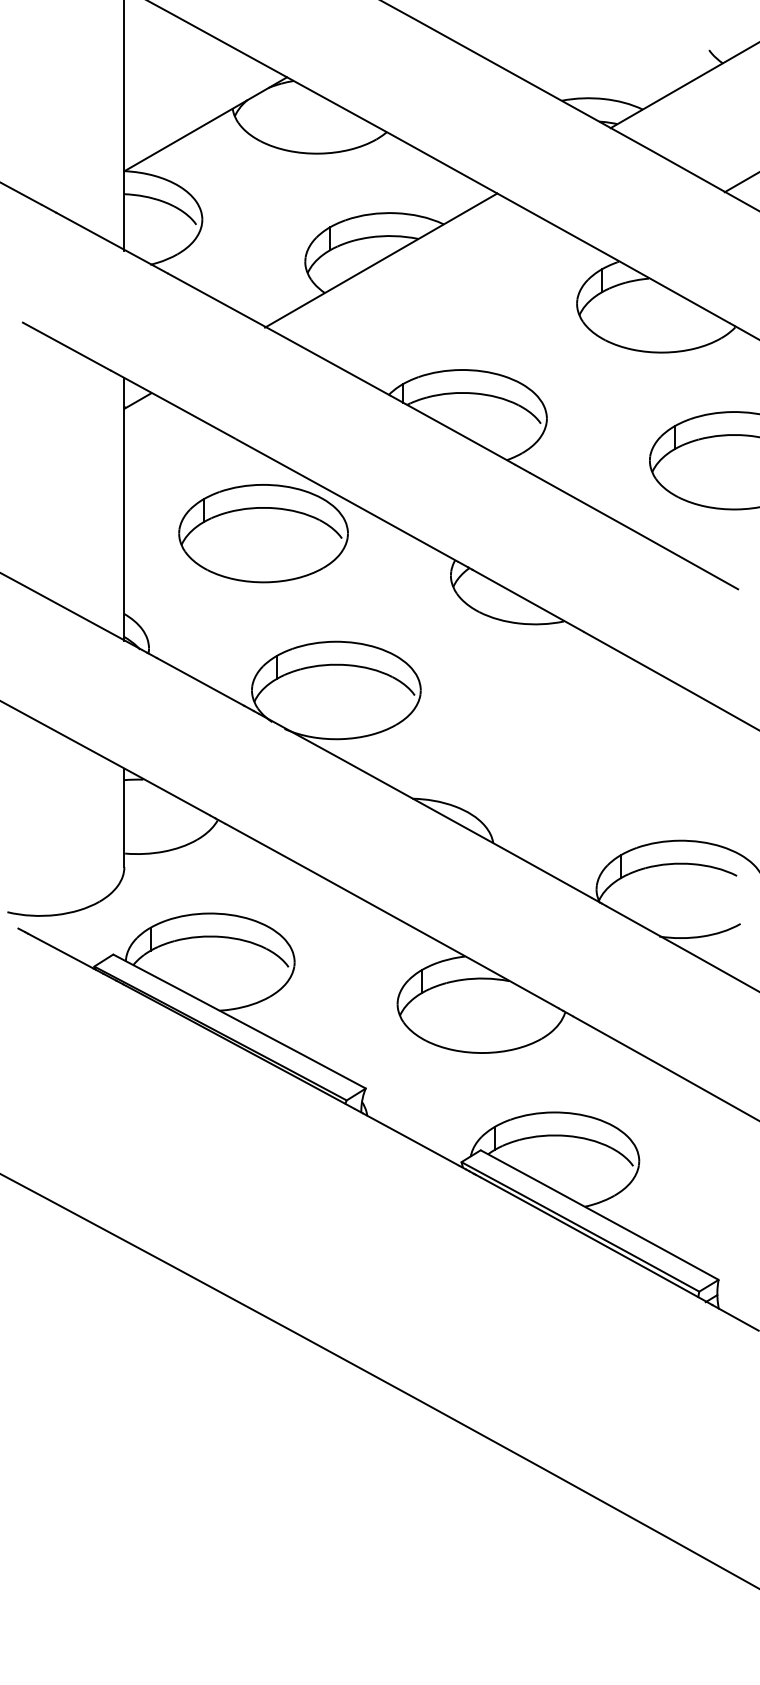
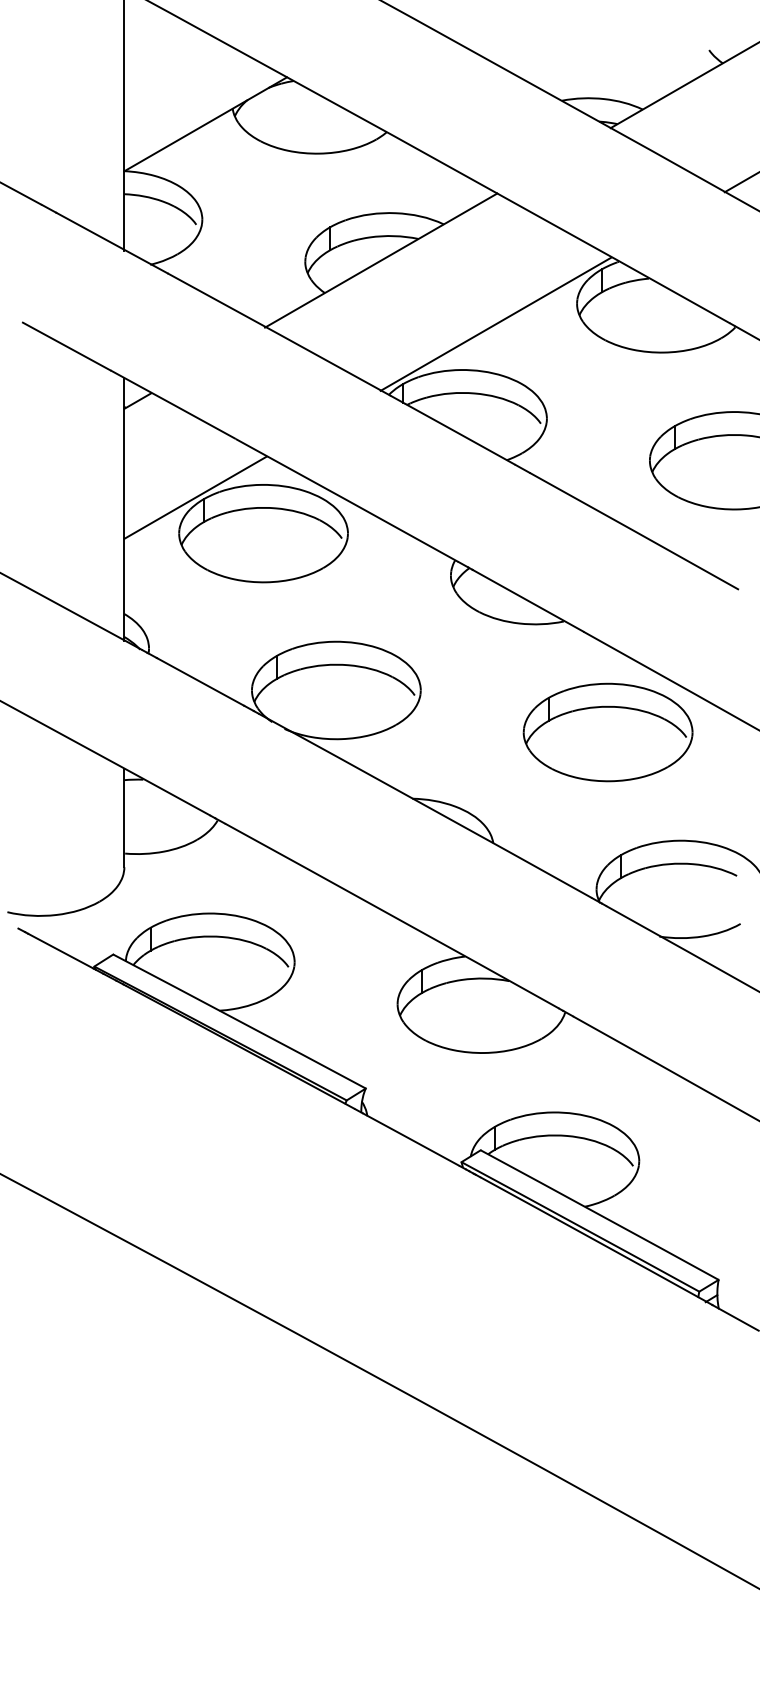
line: none -> present (495, 323)
line: none -> present (195, 497)
part: none -> present (607, 732)
